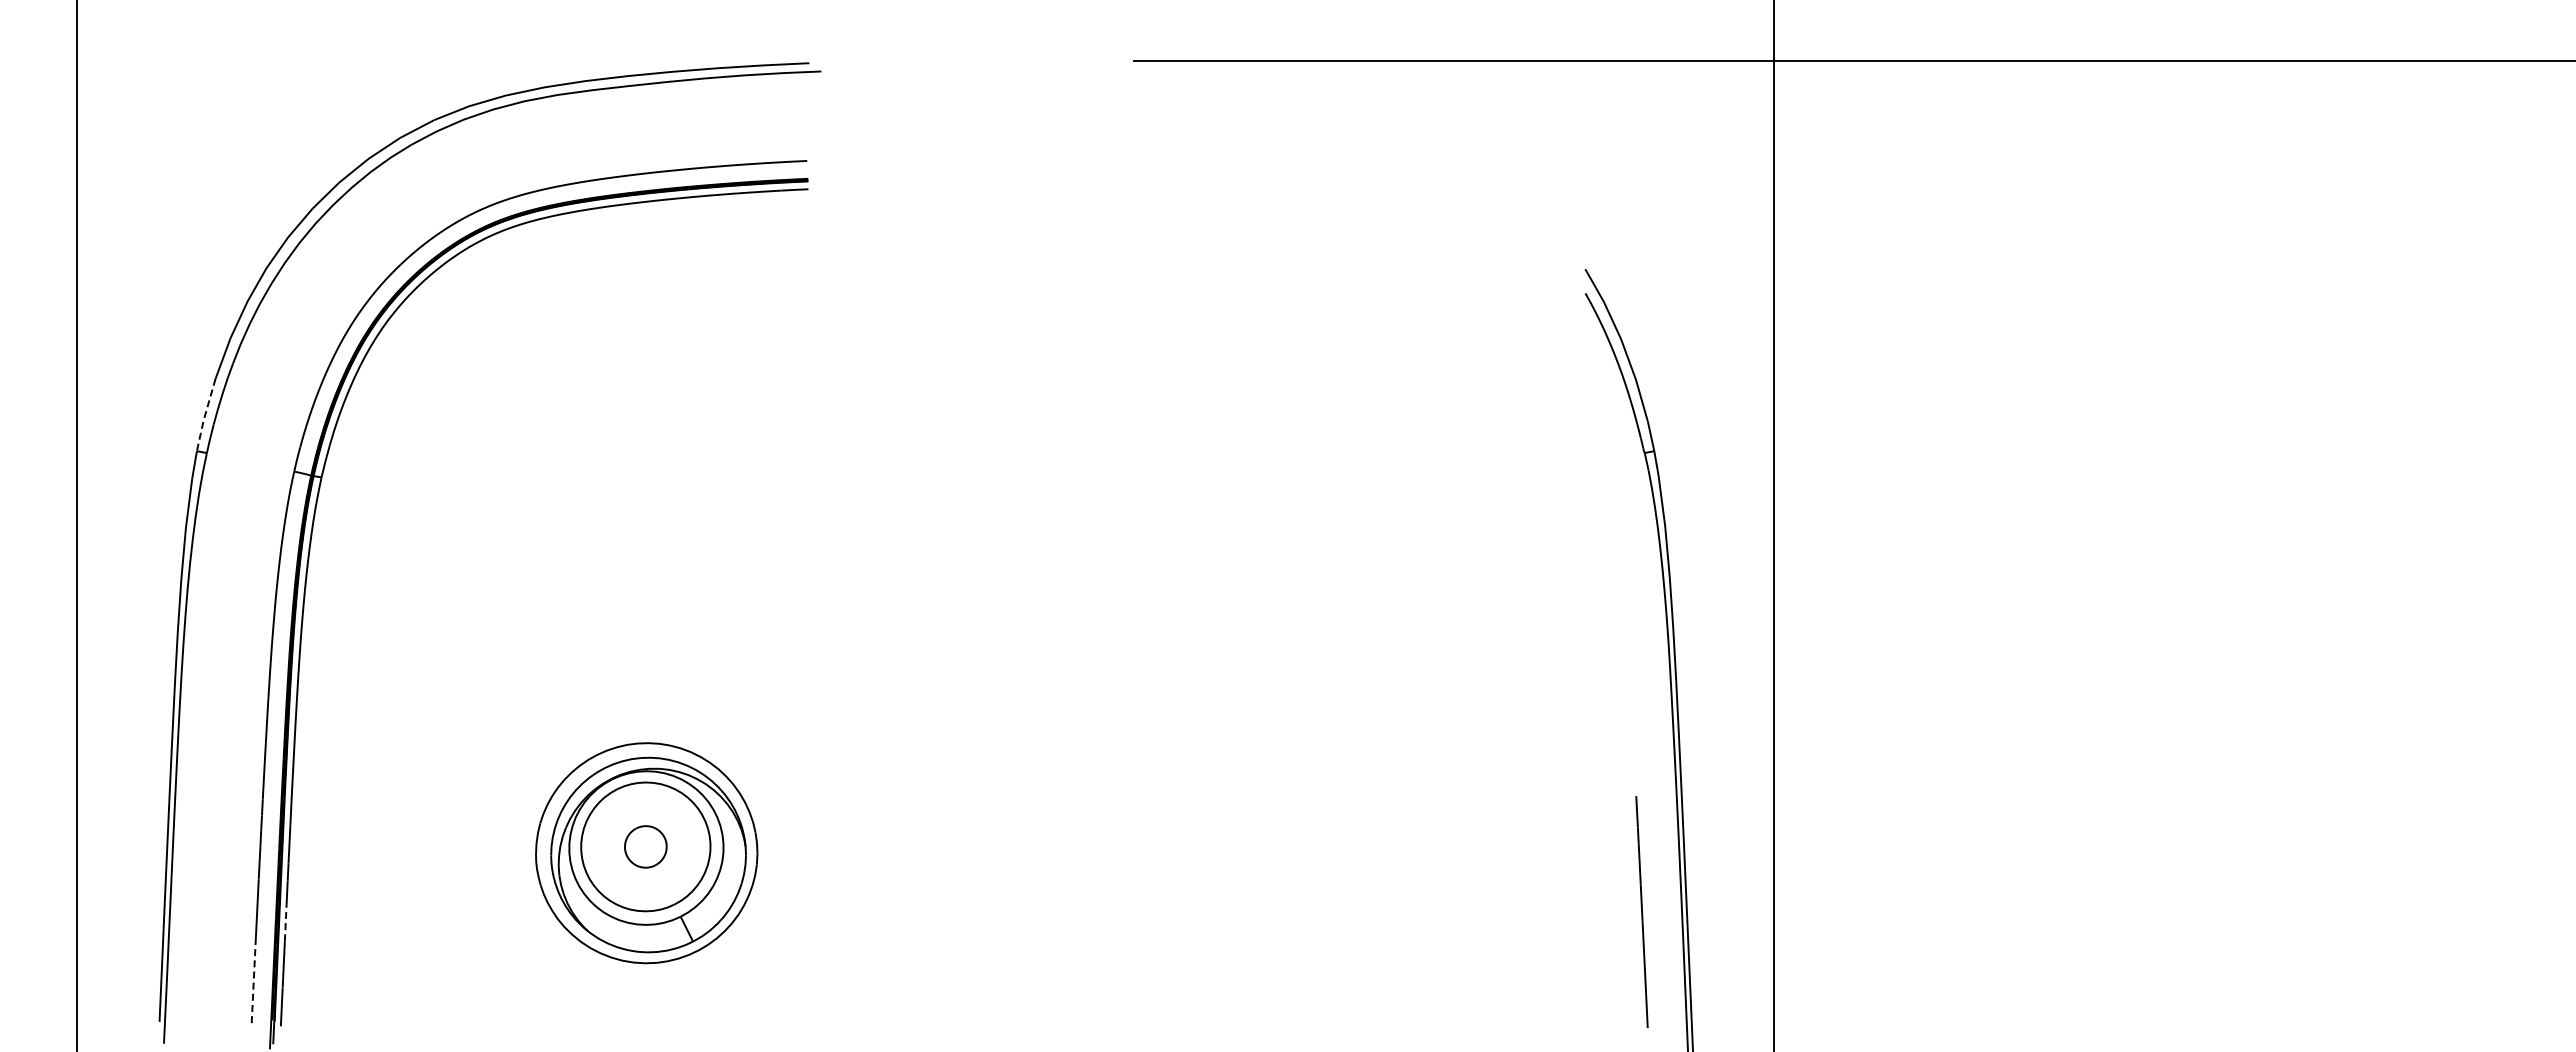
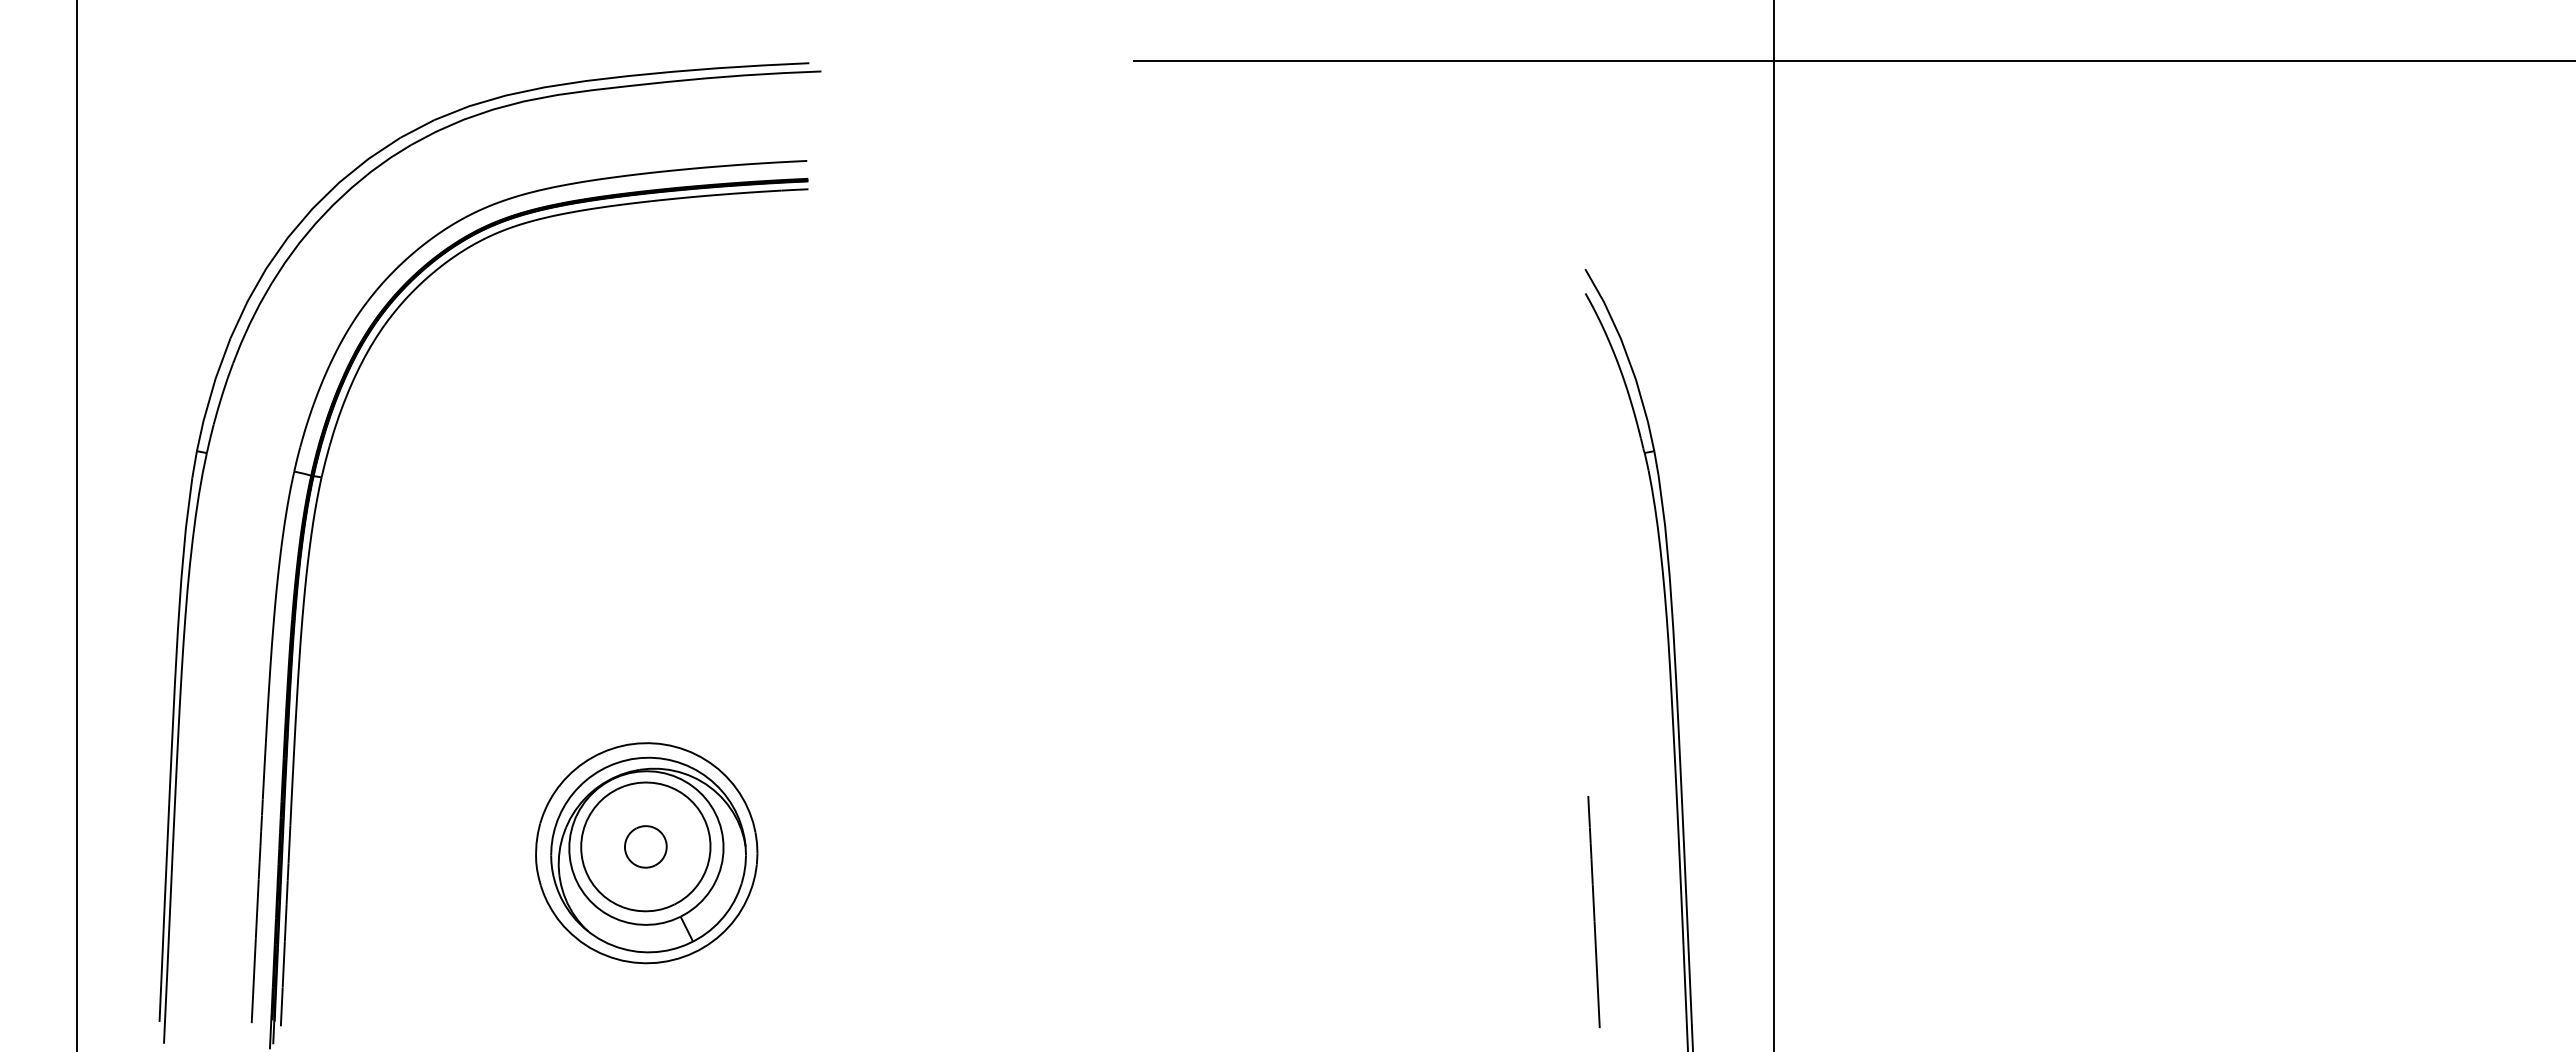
line: dashed -> solid (205, 415)
line position: (1641, 912) -> (1593, 912) (1593, 912)
line: dashed -> solid (285, 922)
line: dashed -> solid (253, 980)
